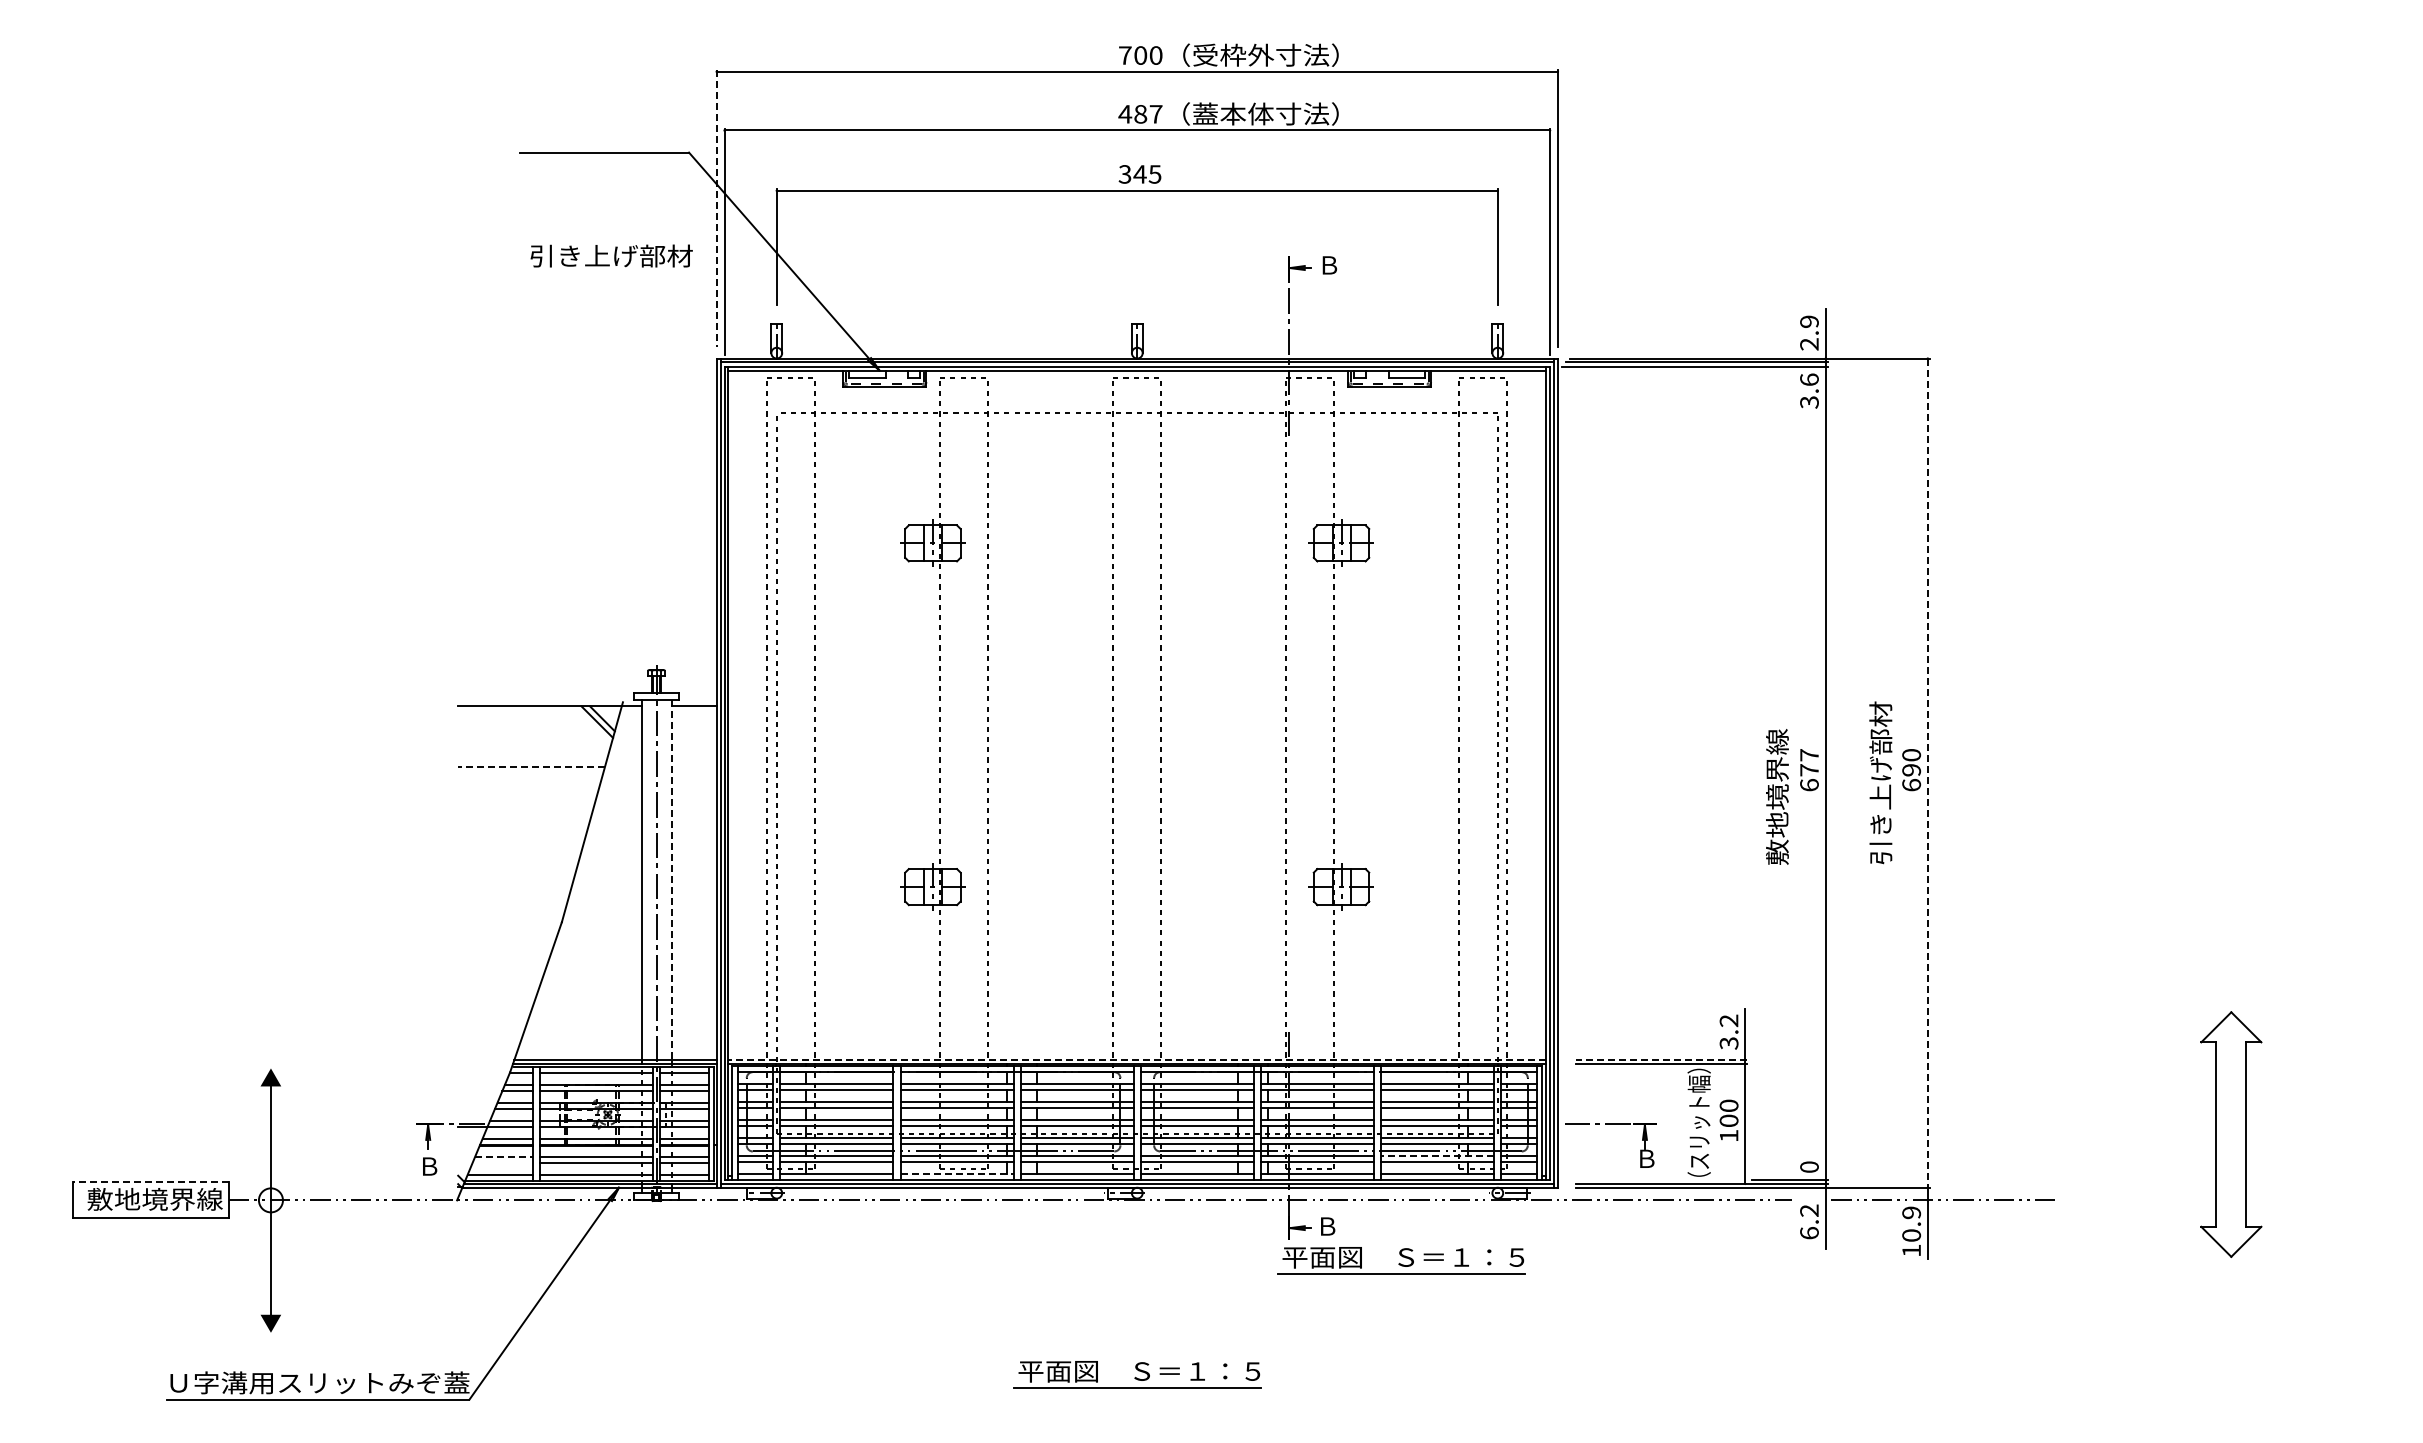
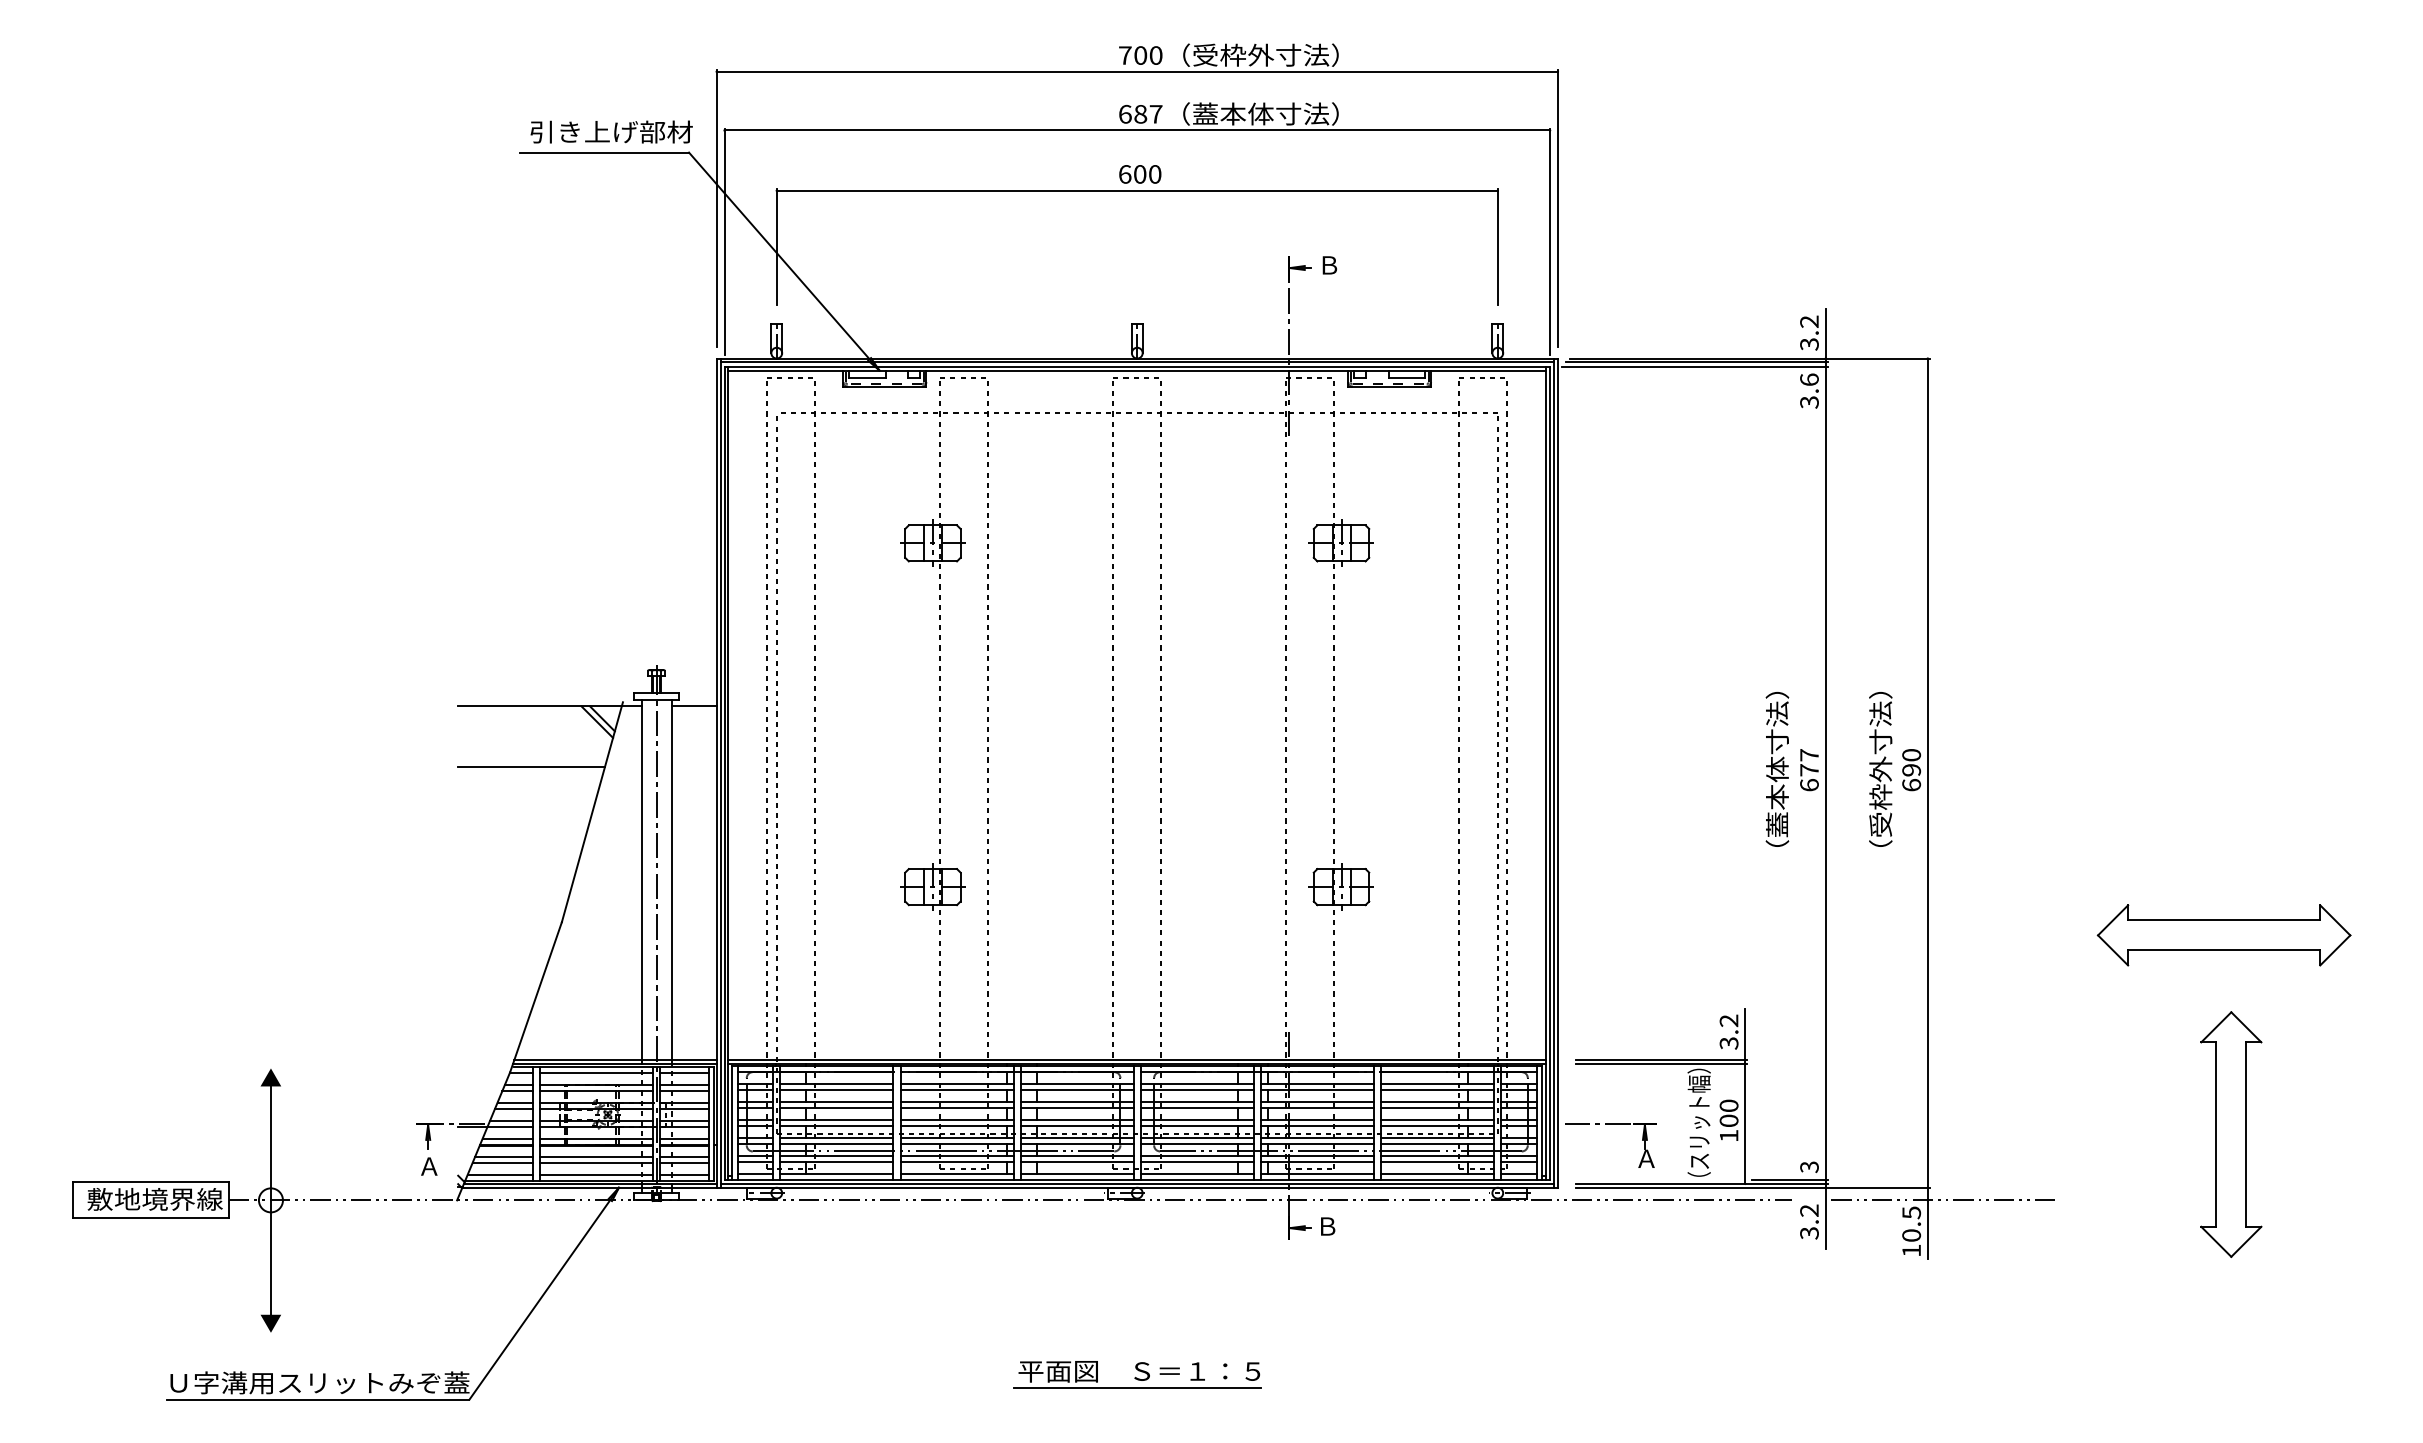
text: 487 -> 687 (1125, 113)
text: 345 -> 600 (1139, 174)
line: dashed -> solid (716, 208)
text position: (611, 255) -> (611, 131) (611, 131)
text: 2.9 -> 3.2 (1809, 332)
line: dashed -> solid (531, 766)
line: dashed -> solid (1927, 773)
text: 敷地境界線 -> （蓋本体寸法） (1777, 777)
text: 引き上げ部材 -> （受枠外寸法） (1880, 777)
line: dashed -> solid (671, 880)
part: none -> present (2223, 935)
line: dashed -> solid (1137, 1059)
line: dashed -> solid (1661, 1059)
line: dashed -> solid (503, 1156)
line: dashed -> solid (1437, 1156)
text: Ｂ -> Ａ (1646, 1158)
line: none -> present (502, 1162)
text: Ｂ -> Ａ (429, 1166)
text: 0 -> 3 (1809, 1167)
line: dashed -> solid (957, 1174)
line: dashed -> solid (150, 1182)
text: 10.9 -> 10.5 (1911, 1212)
text: 6.2 -> 3.2 (1809, 1233)
part: present -> none (1401, 1260)
